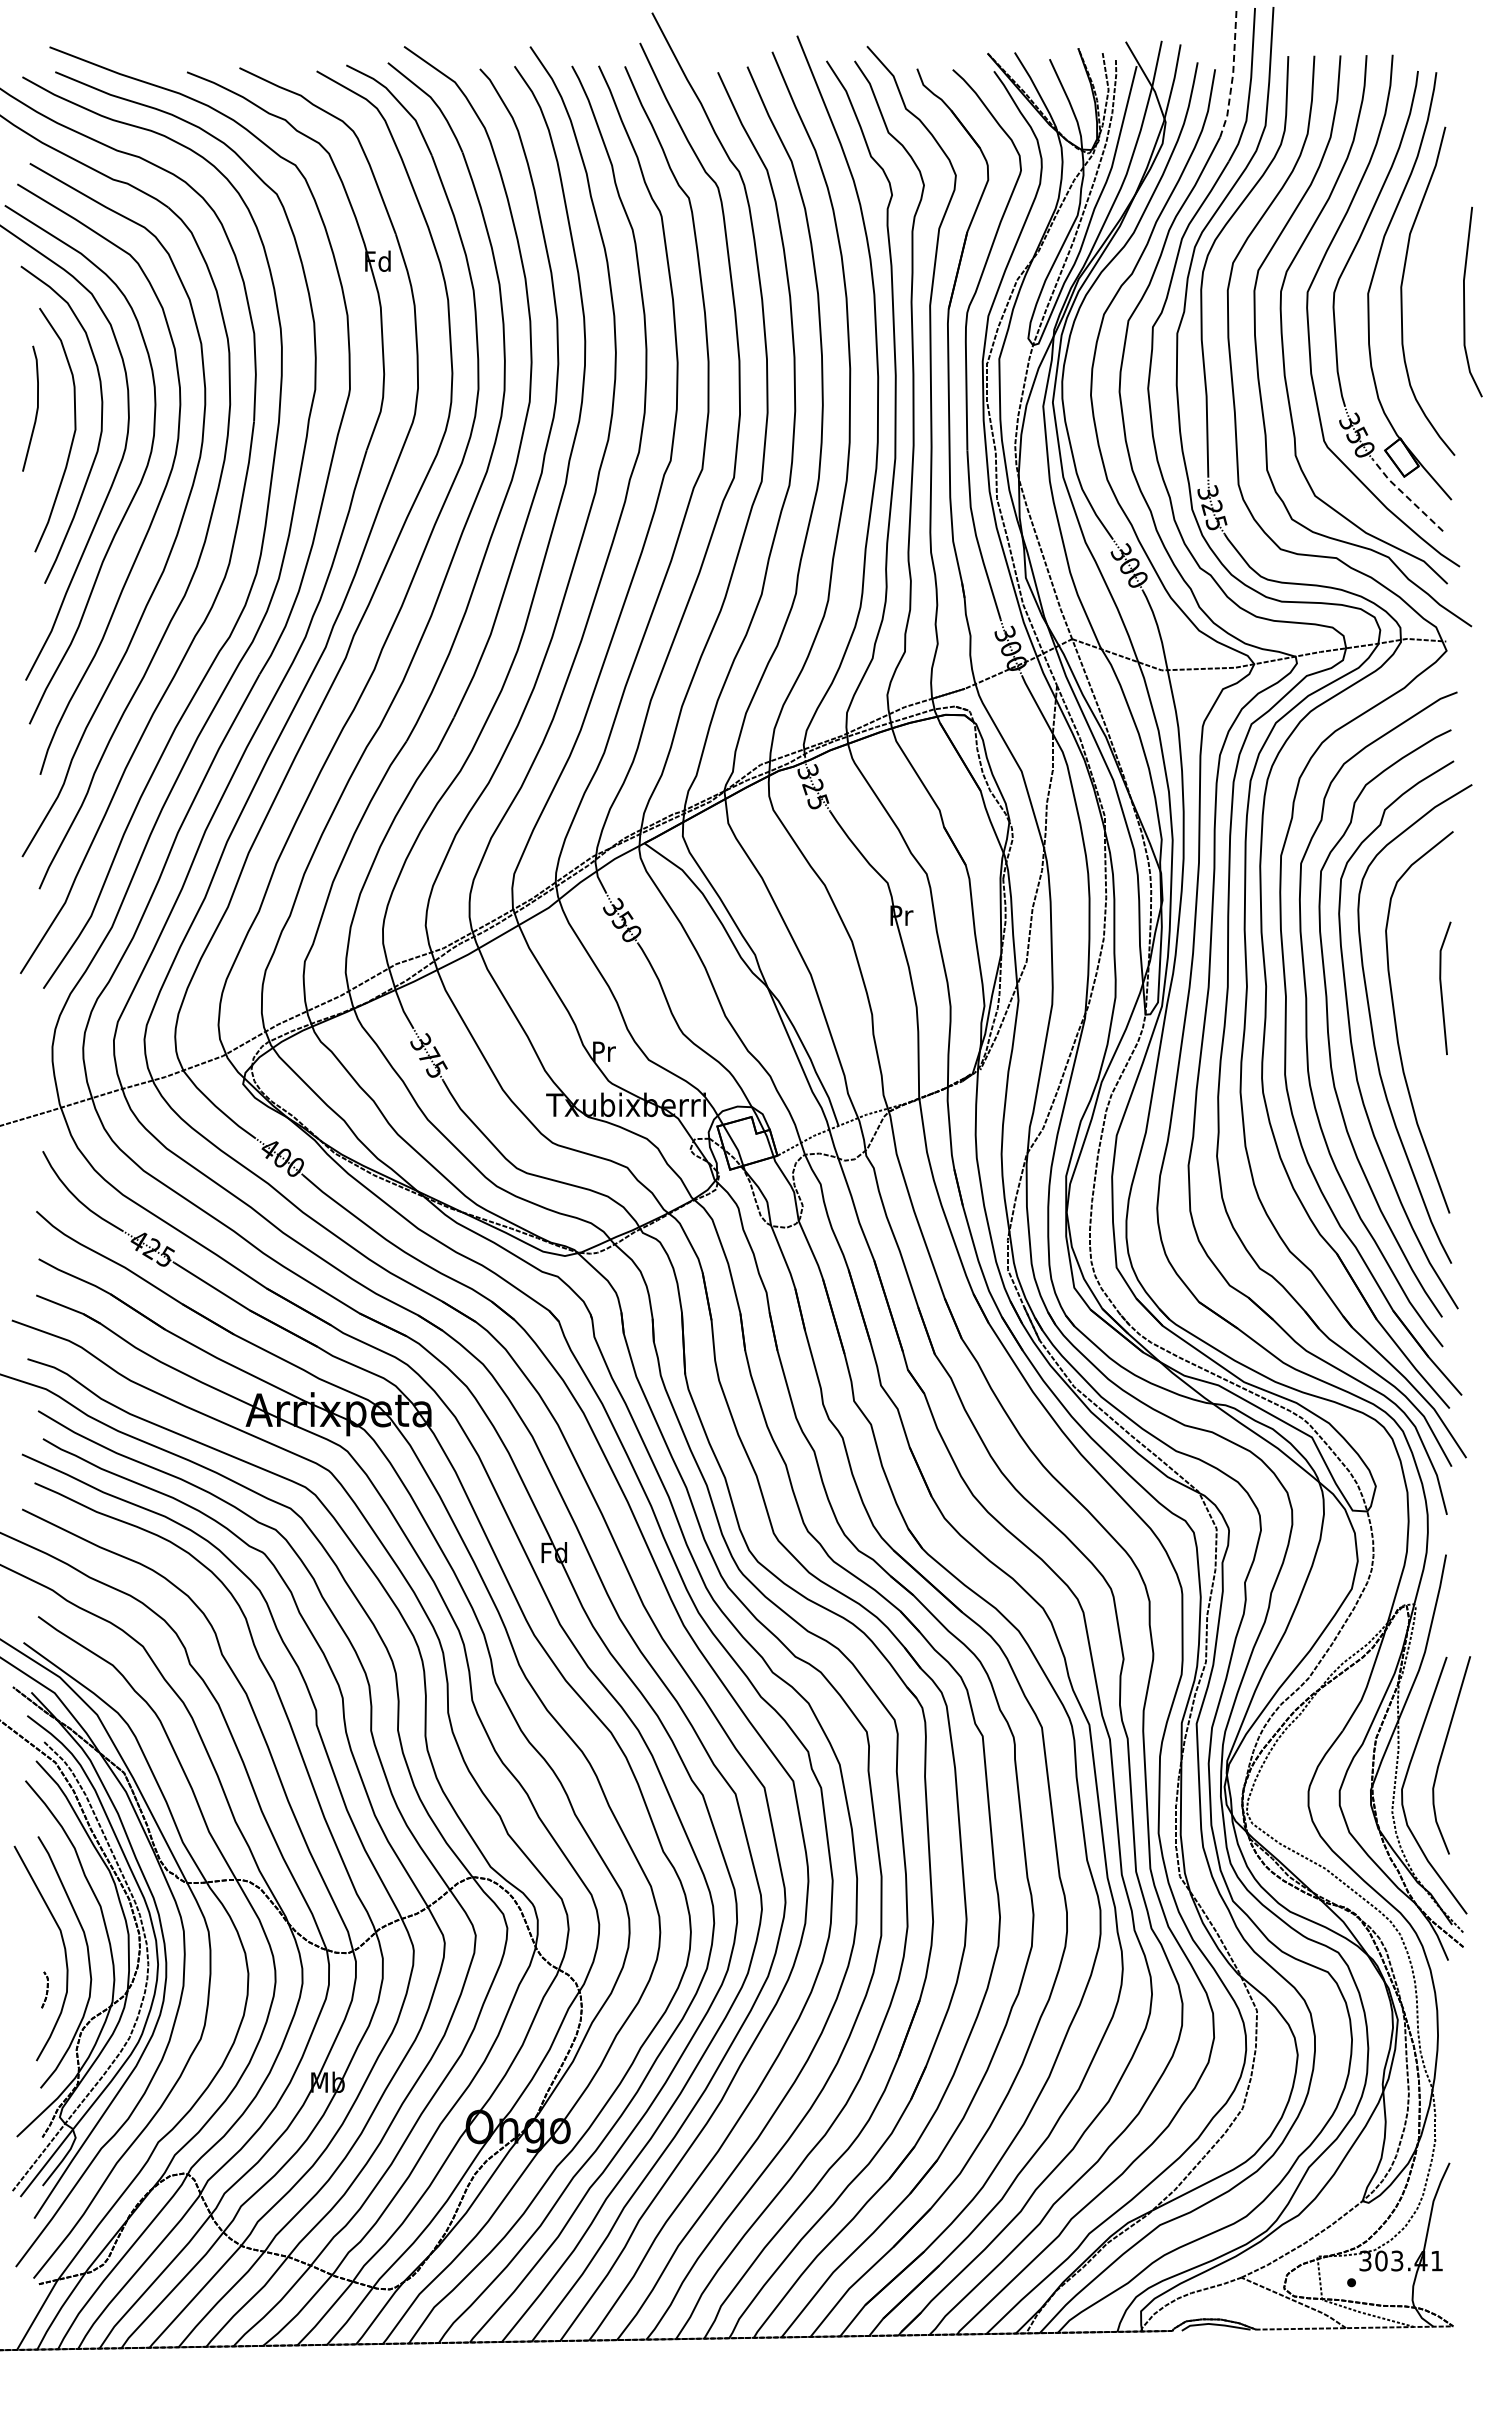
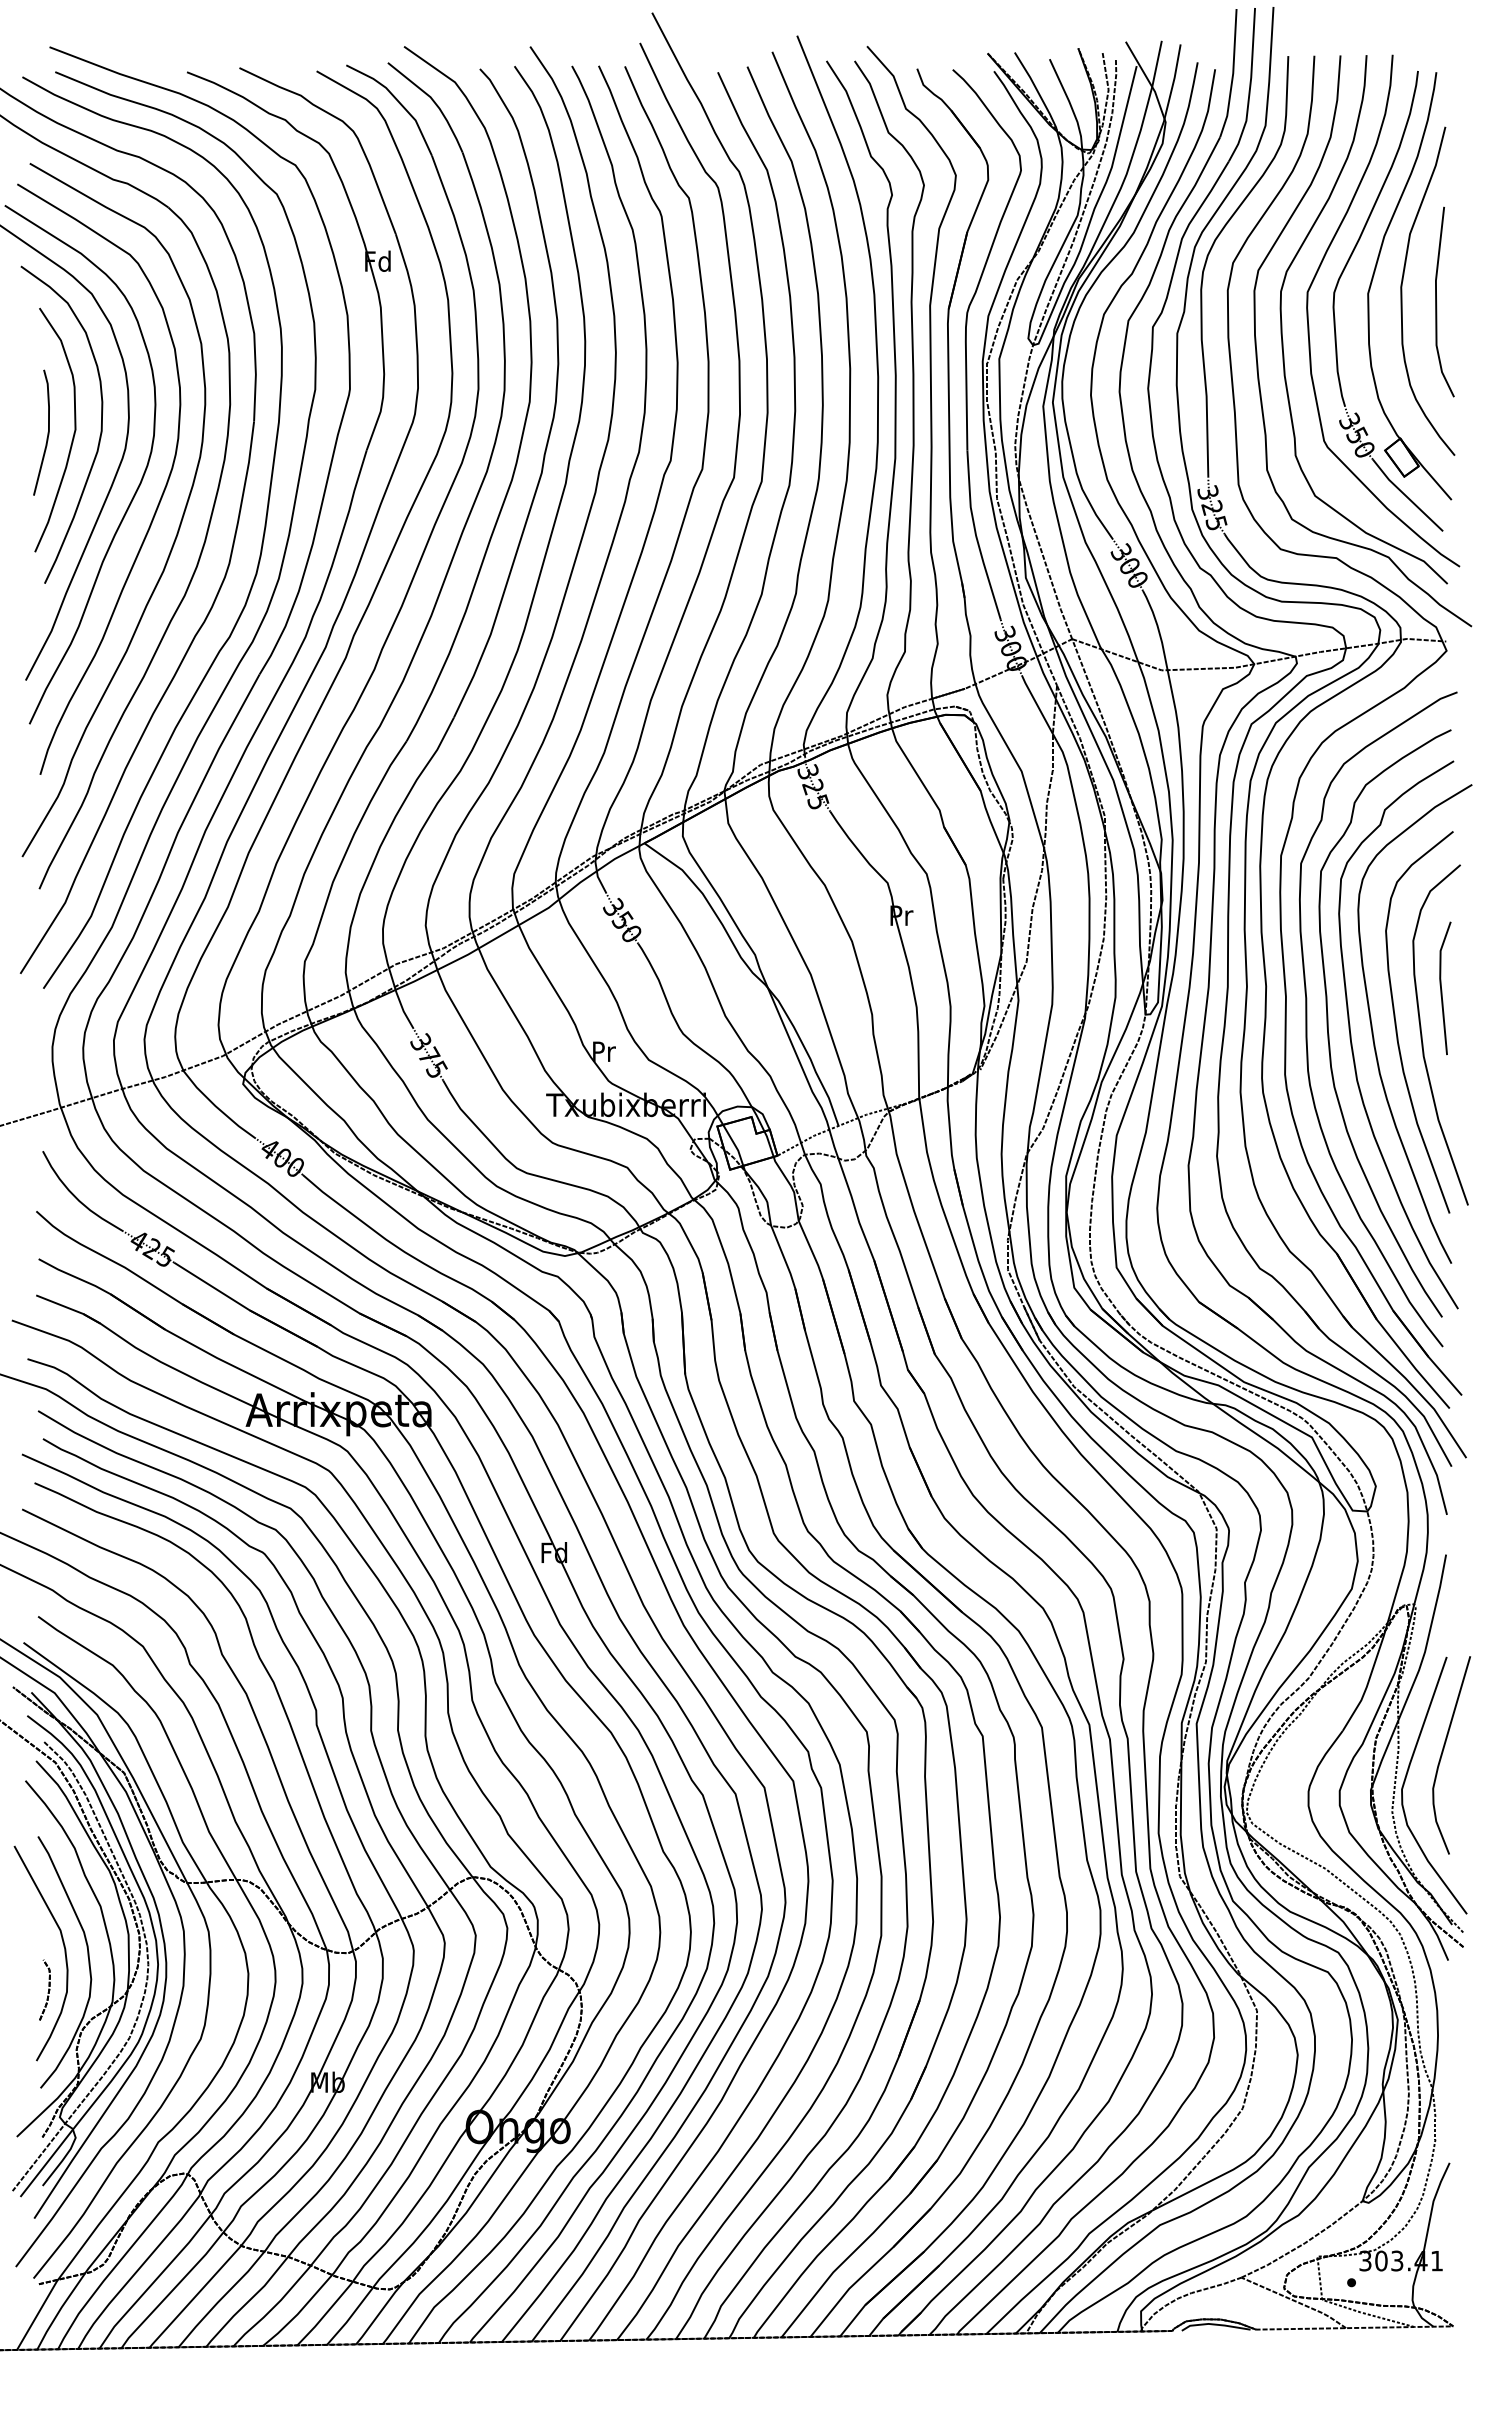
line: dashed -> solid (1233, 74)
line position: (1465, 303) -> (1437, 303) (1437, 303)
curve position: (36, 408) -> (47, 432) (47, 432)
line: dashed -> solid (1406, 496)
curve: none -> present (1422, 1034)
part size: 8x38 px -> 12x62 px (44, 1989)
